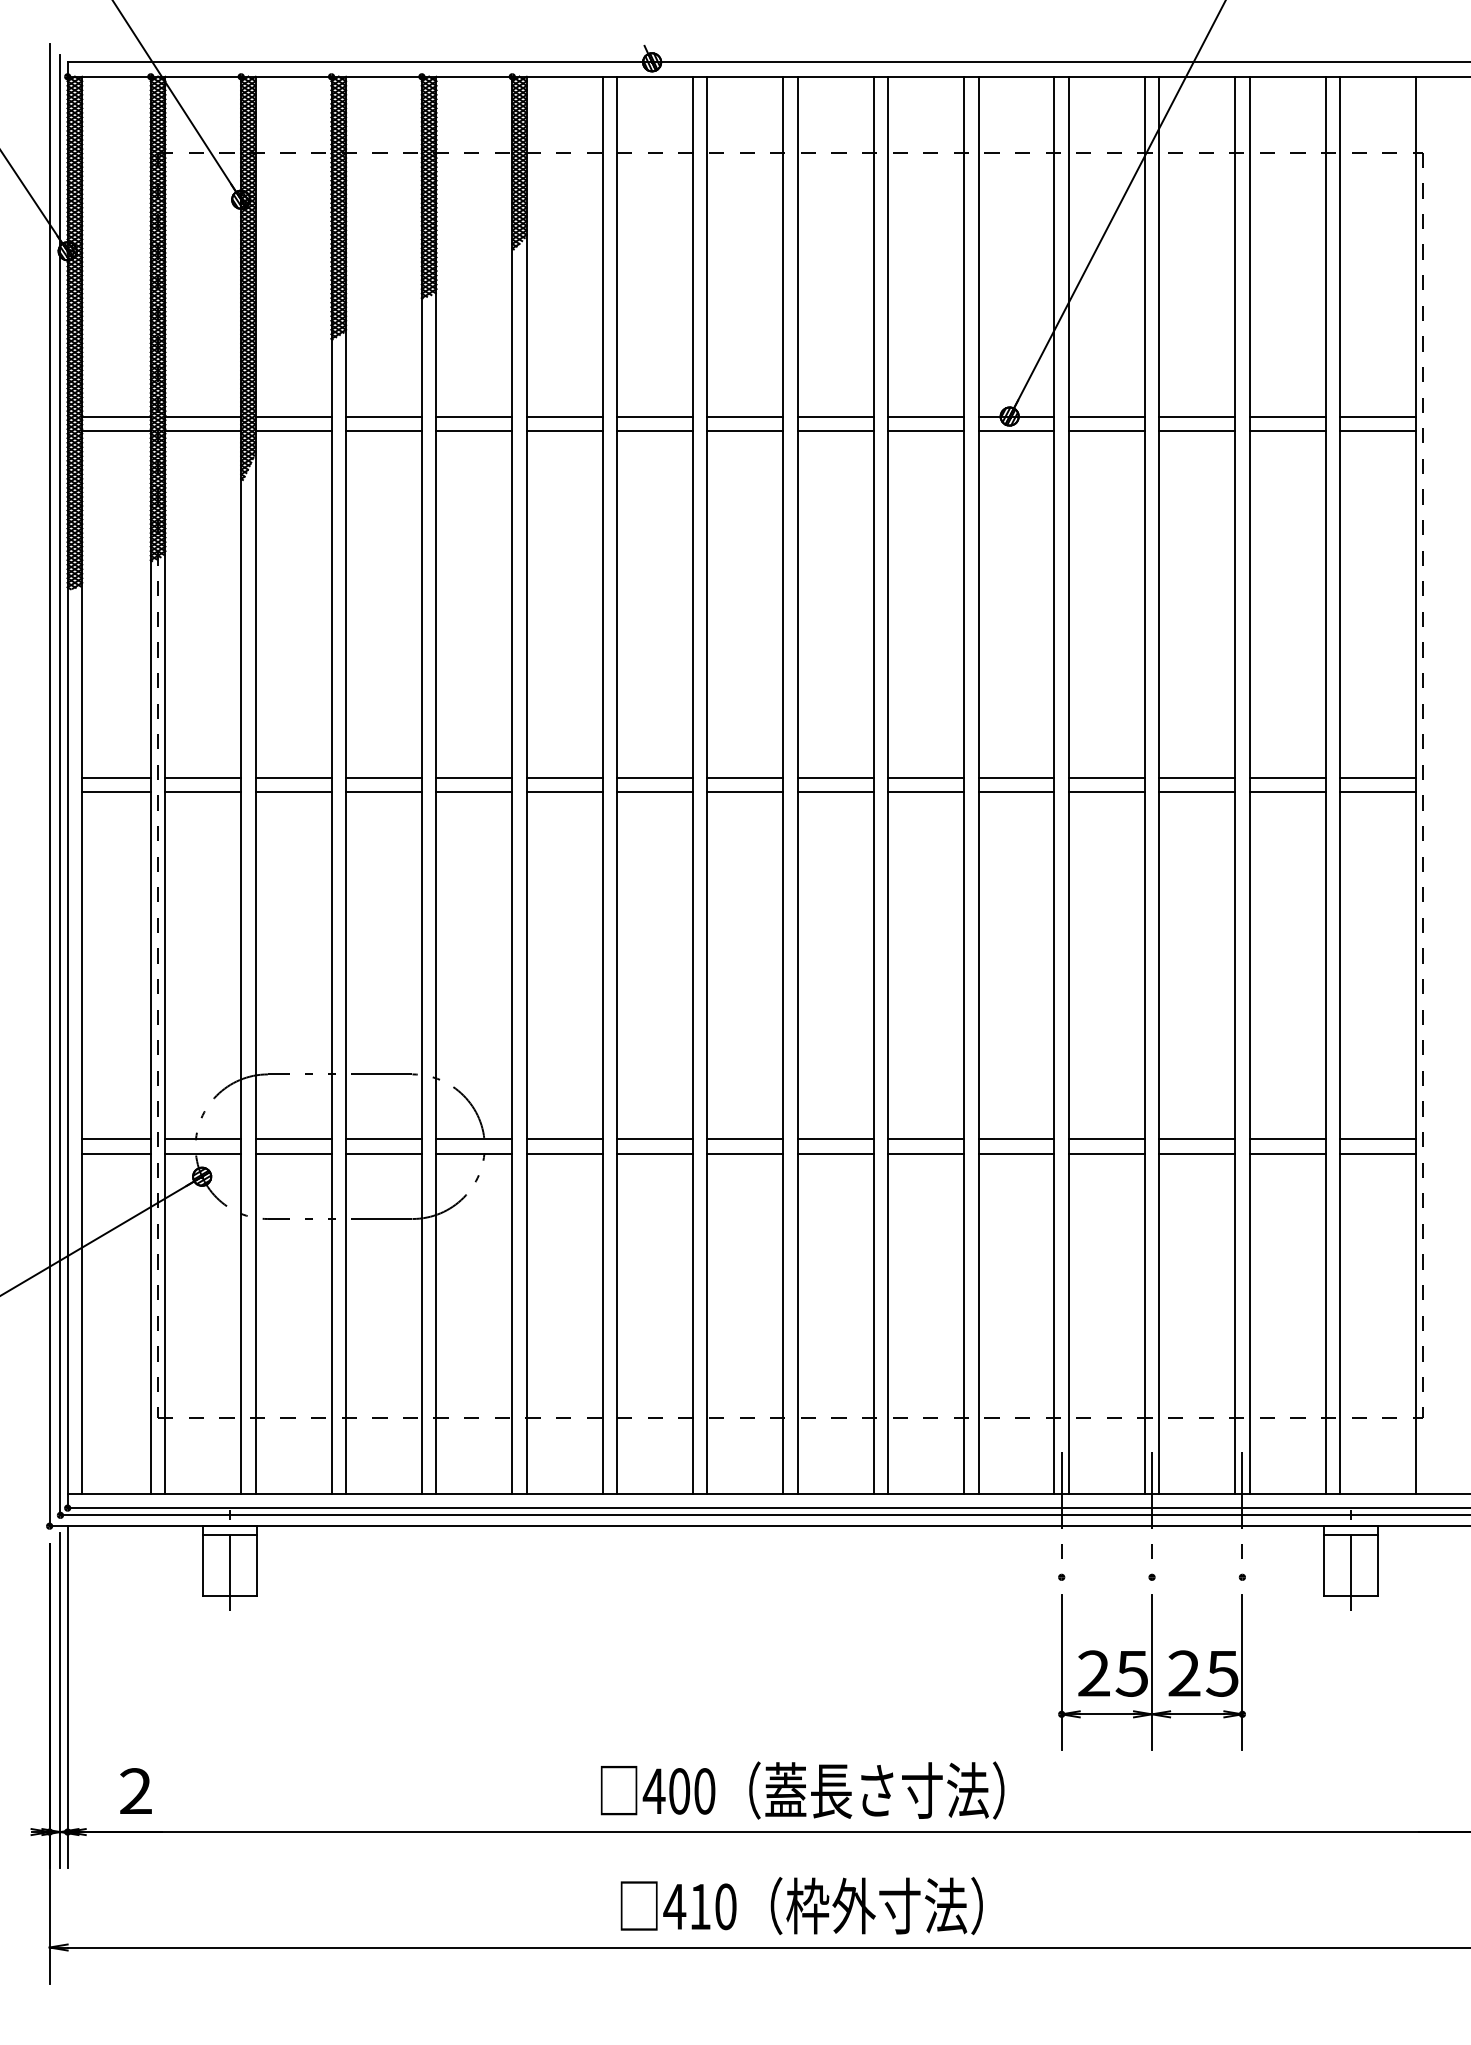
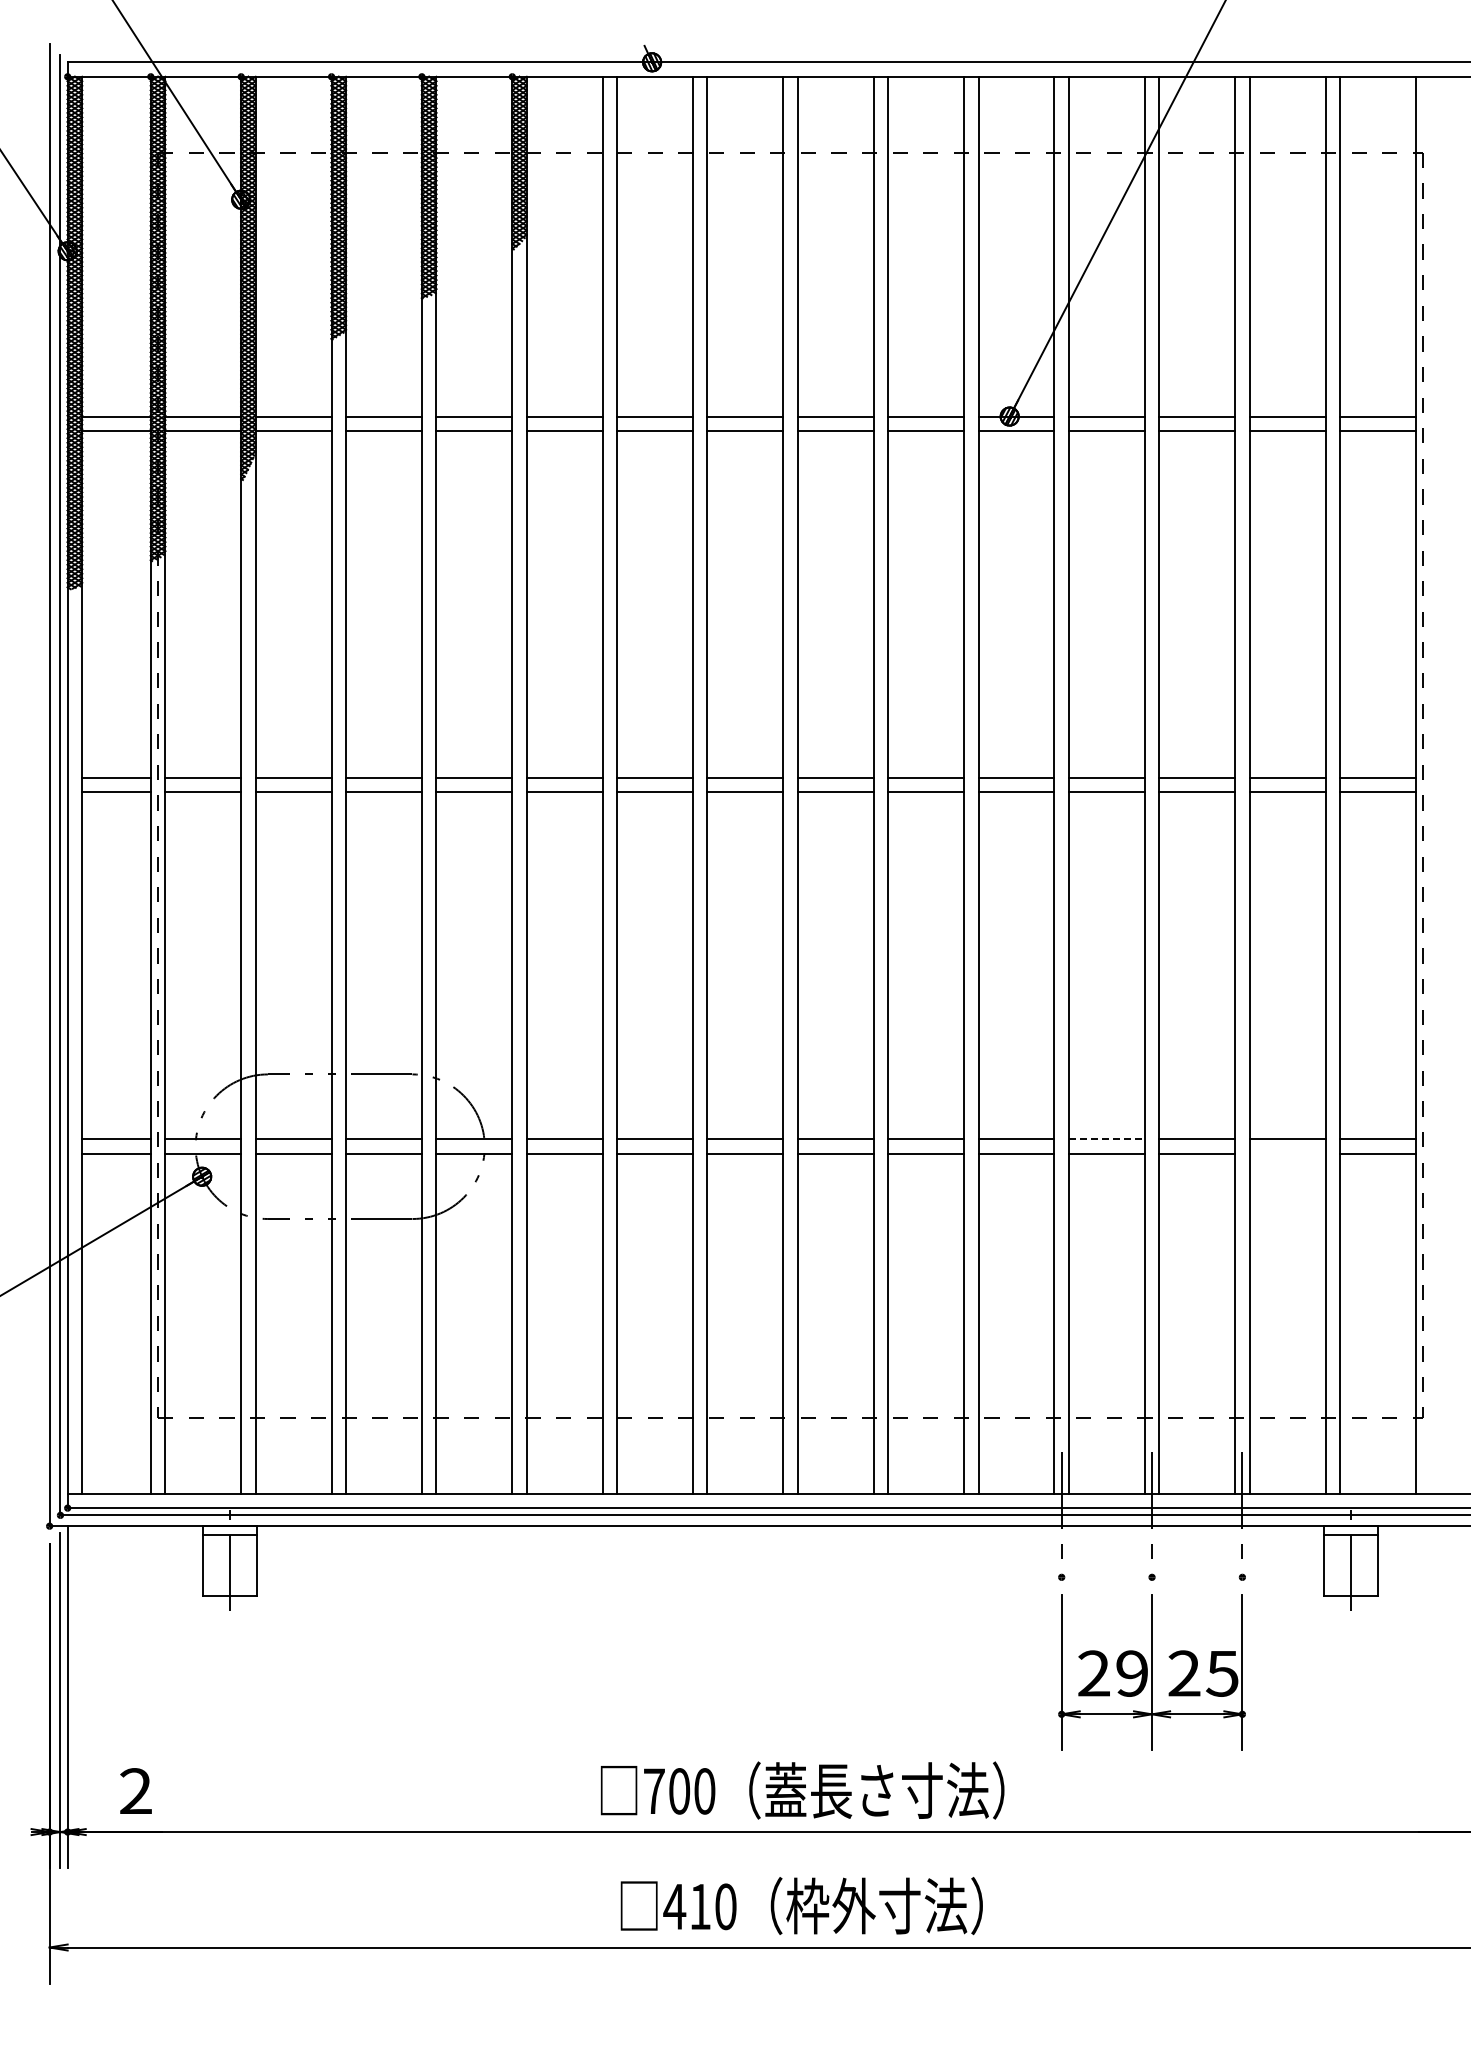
line: solid -> dashed (1106, 1139)
line: present -> none (1287, 1153)
text: 25 -> 29 (1131, 1673)
text: 400 -> 700 (653, 1790)
